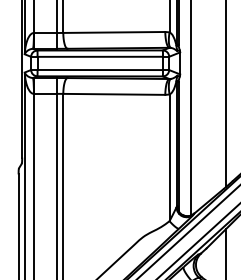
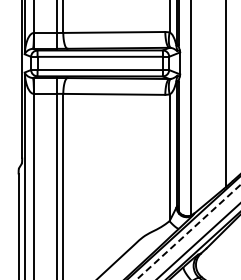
line: solid -> dashed (188, 232)
line: present -> none (226, 252)
